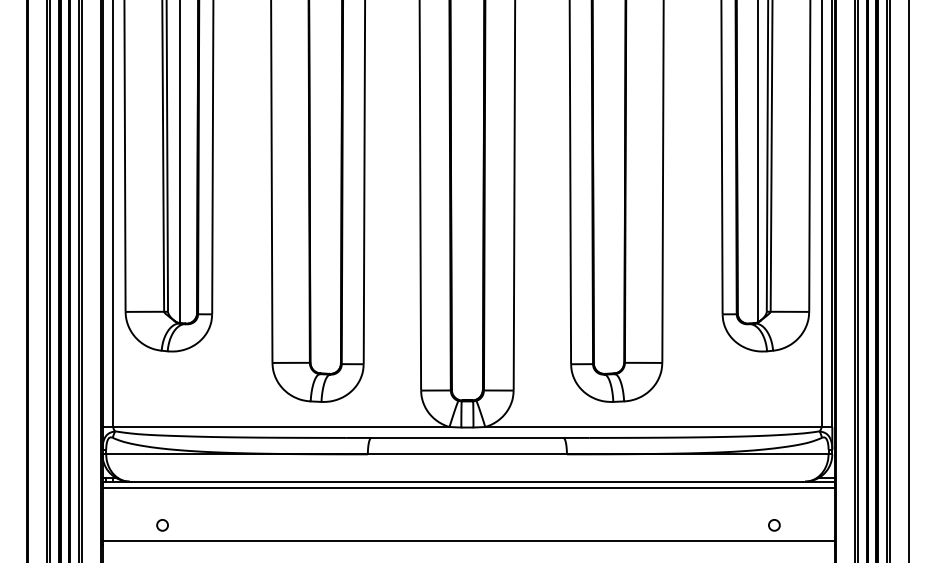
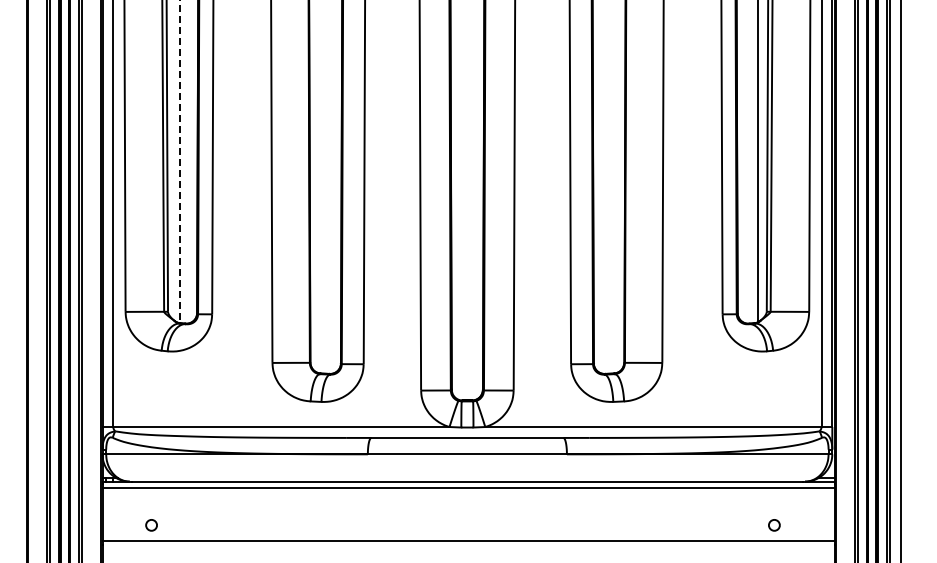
line: solid -> dashed (179, 162)
line position: (908, 280) -> (900, 280) (900, 280)
circle position: (162, 525) -> (151, 525) (151, 525)
